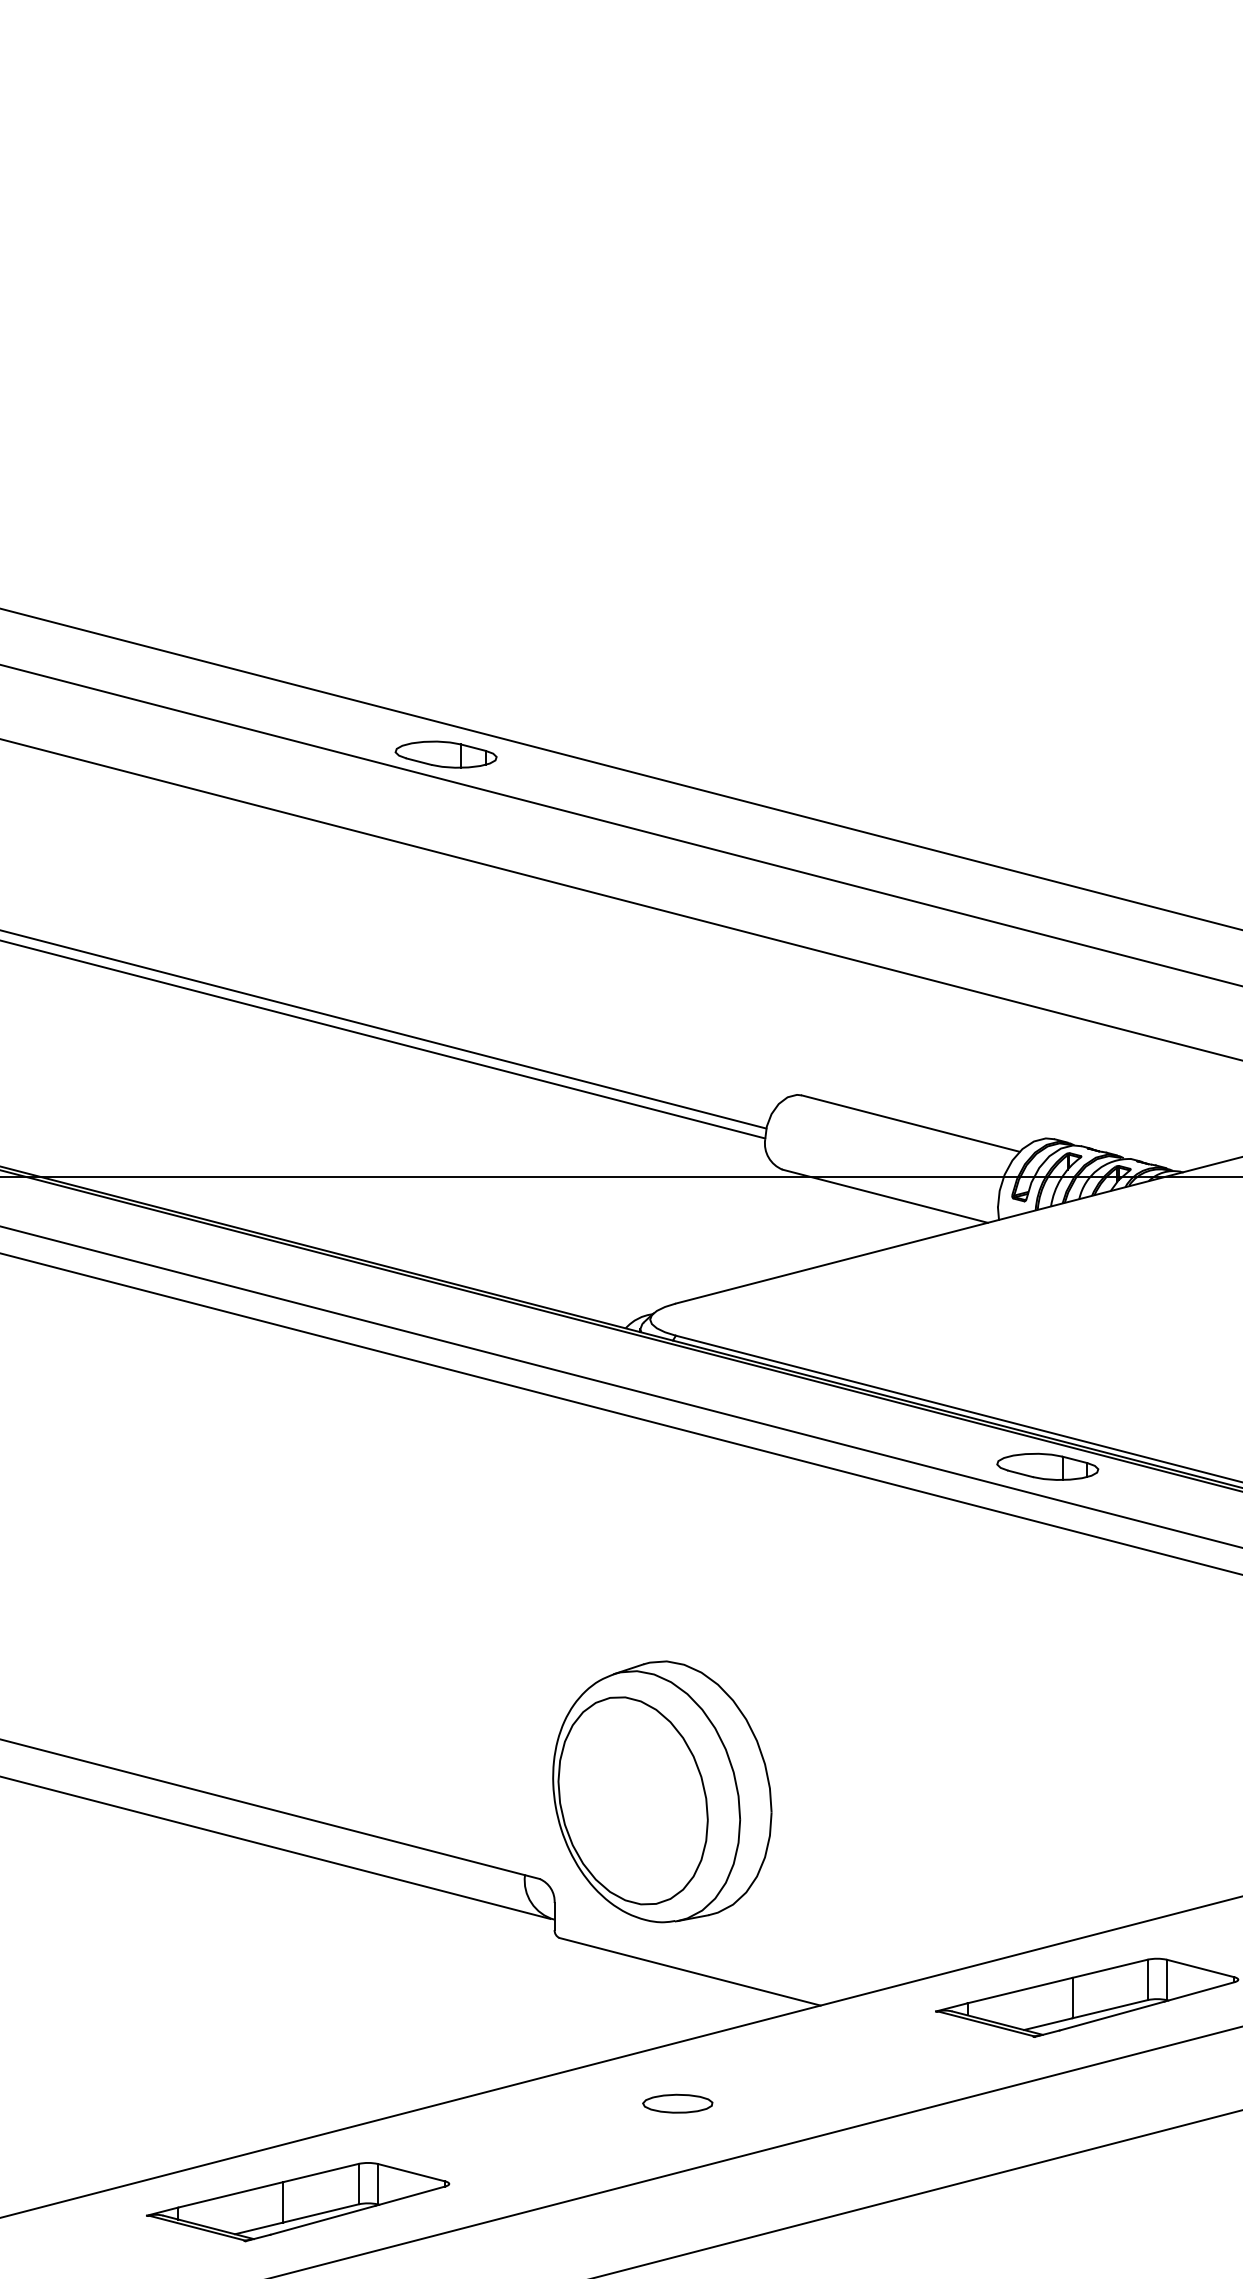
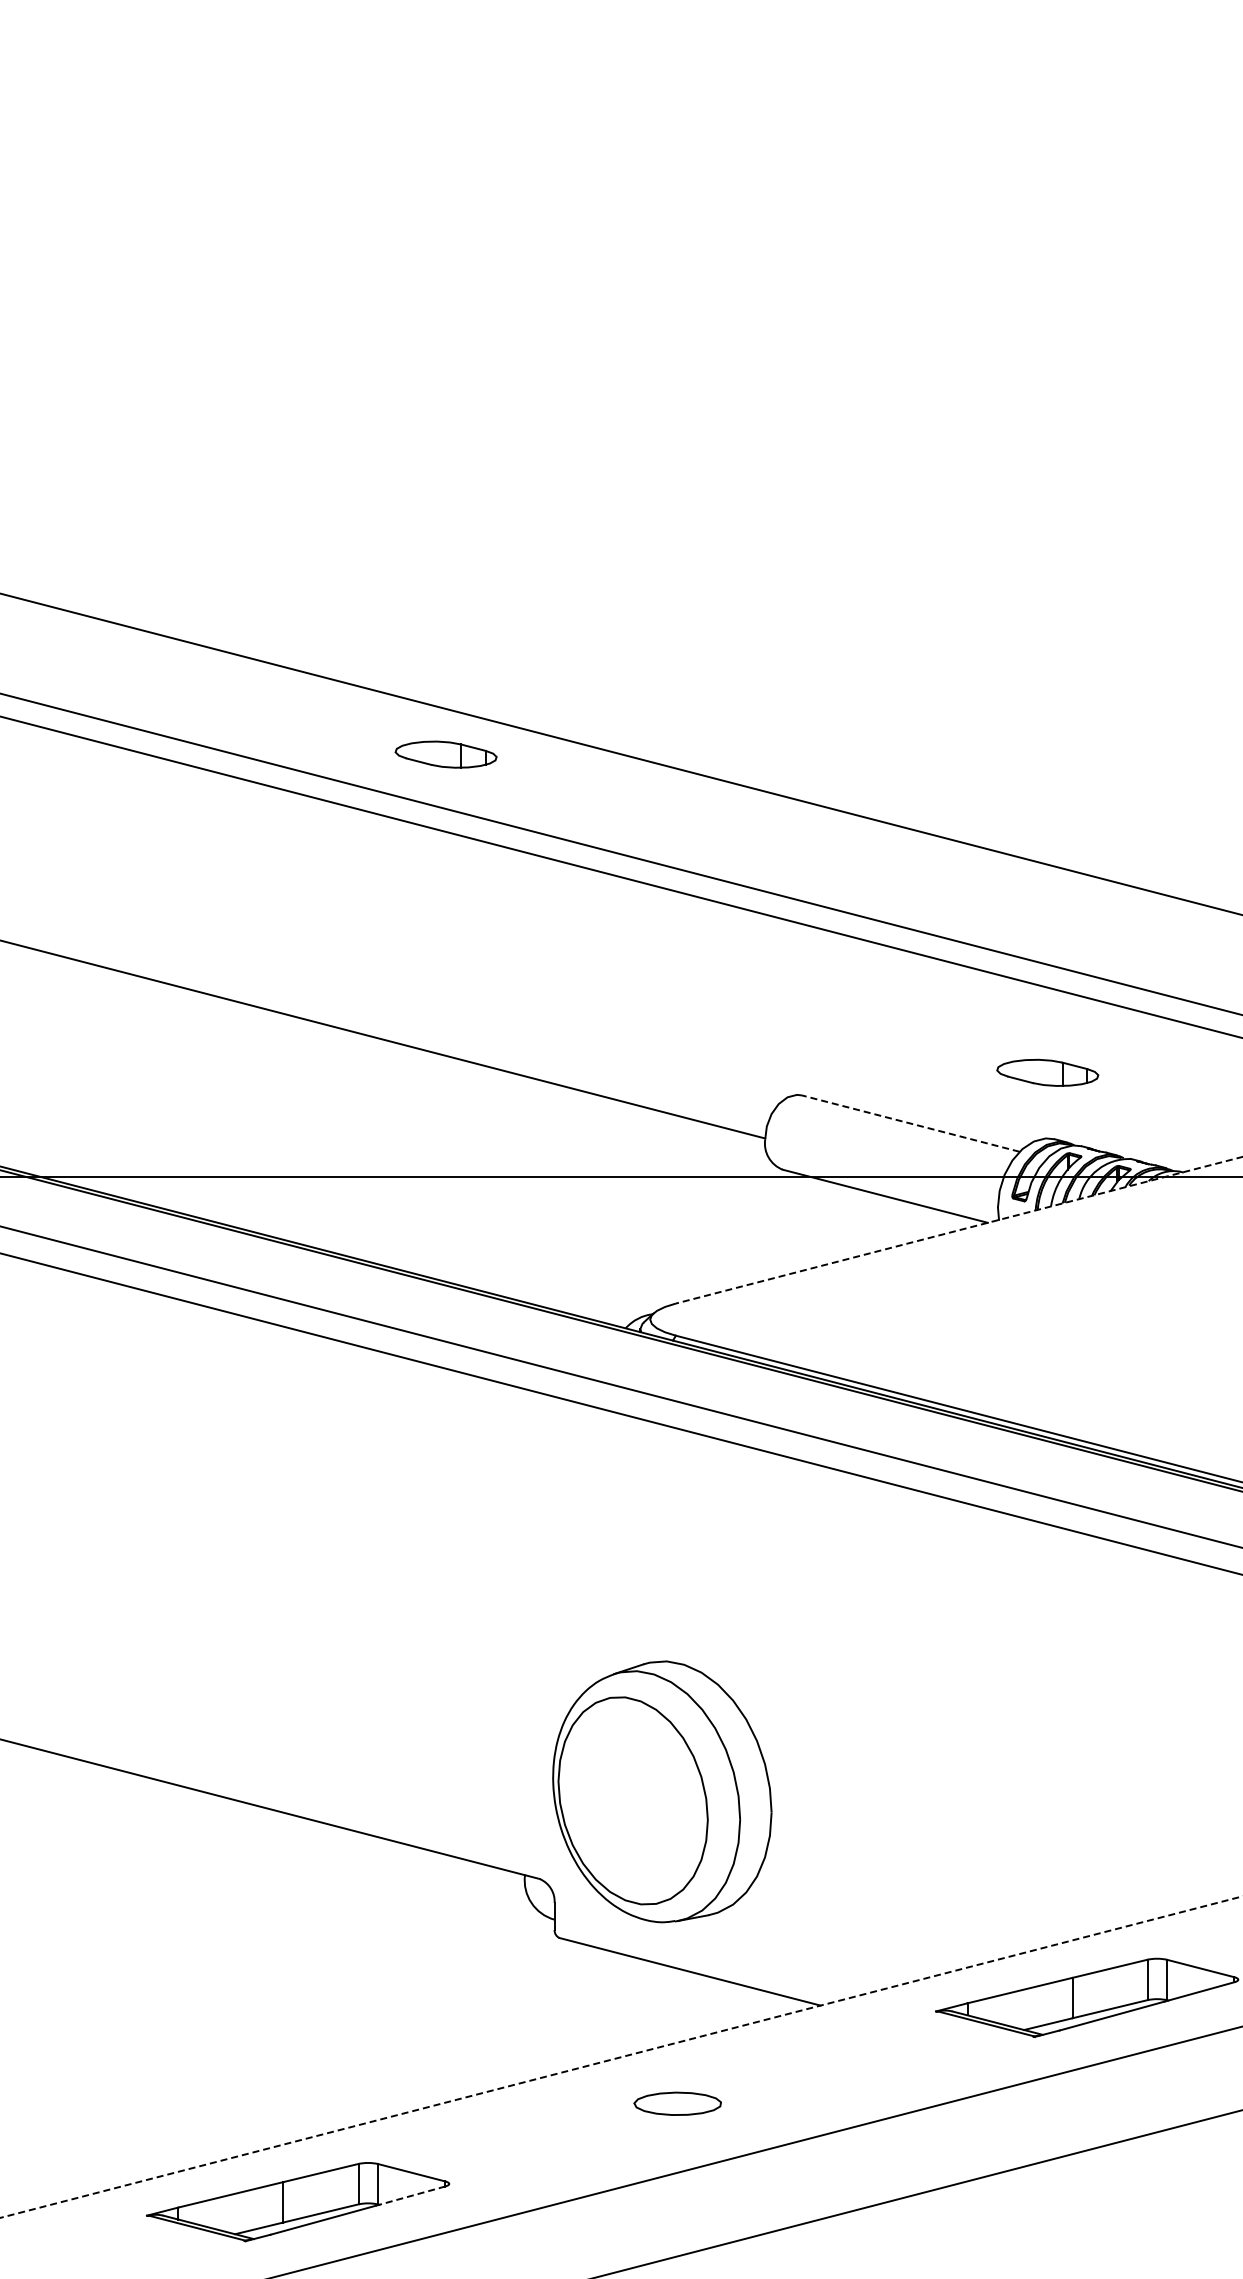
line position: (620, 769) -> (620, 754) (620, 754)
line position: (620, 825) -> (620, 854) (620, 854)
line position: (620, 899) -> (620, 877) (620, 877)
line: present -> none (384, 1029)
line: solid -> dashed (910, 1123)
line: solid -> dashed (959, 1230)
part position: (1047, 1466) -> (1047, 1072) (1047, 1072)
line: present -> none (276, 1847)
line: solid -> dashed (622, 2056)
part size: 72x21 px -> 89x25 px (677, 2103)
line: solid -> dashed (410, 2196)
